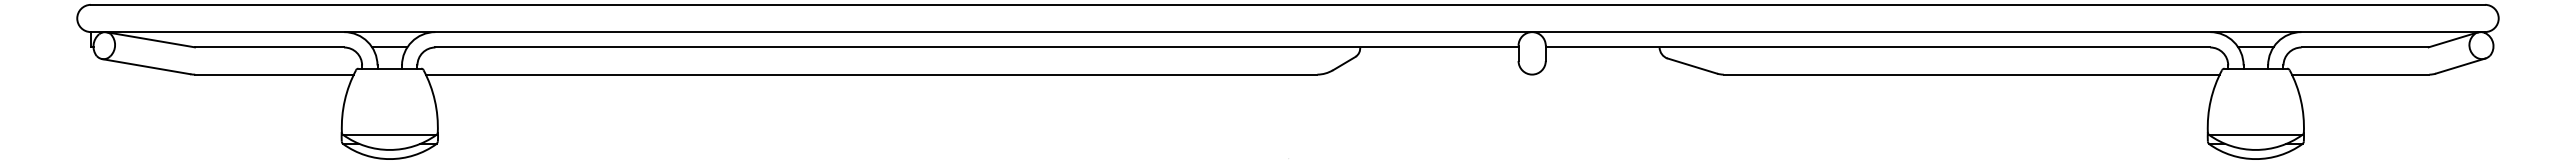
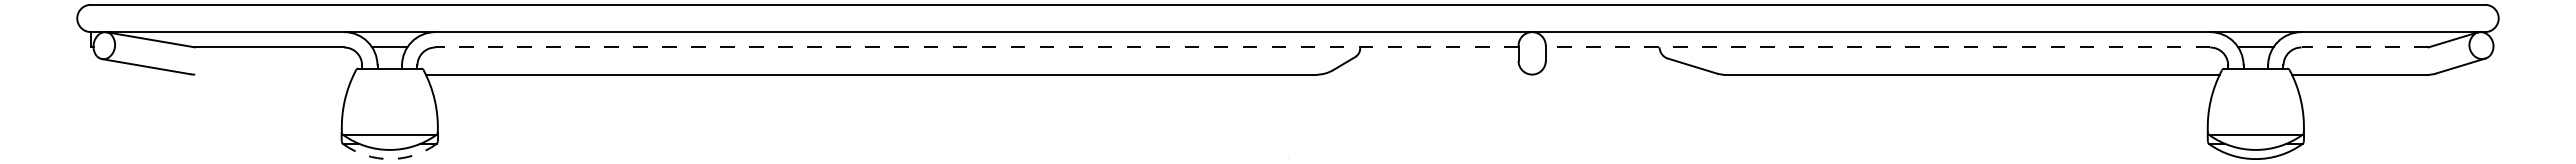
line: solid -> dashed (976, 47)
line: solid -> dashed (1877, 47)
line: solid -> dashed (2365, 47)
line: present -> none (274, 74)
arc: solid -> dashed (389, 159)
